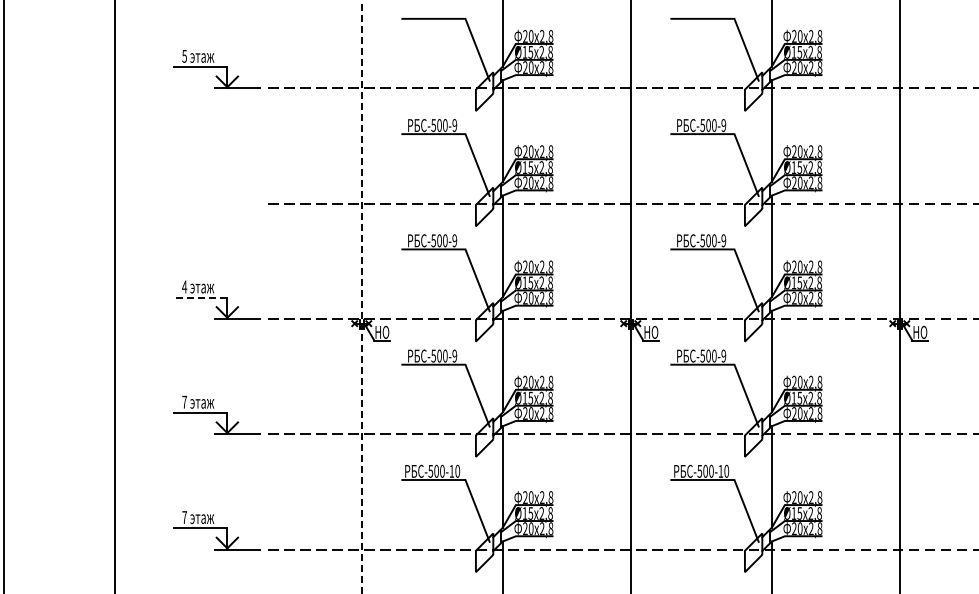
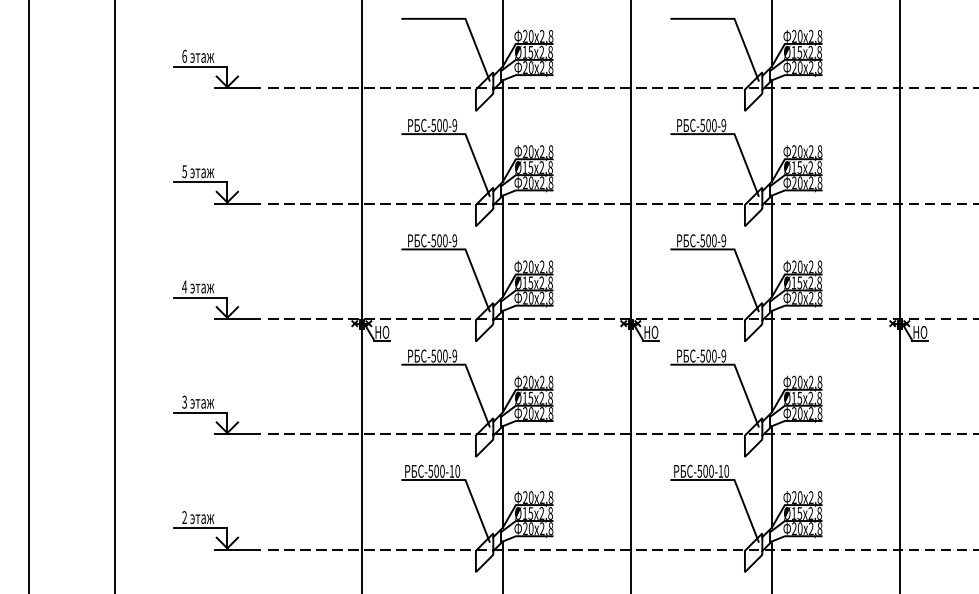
text: 5 -> 6 (184, 55)
part: none -> present (216, 184)
line position: (4, 296) -> (29, 296) (29, 296)
line: dashed -> solid (200, 297)
line: dashed -> solid (361, 297)
text: 7 -> 3 (184, 401)
text: 7 -> 2 (184, 517)
